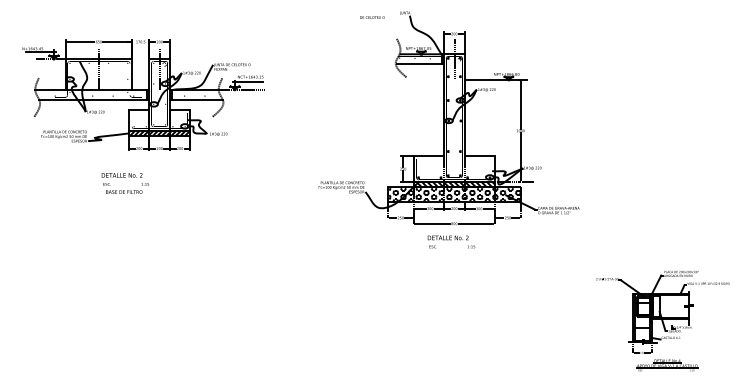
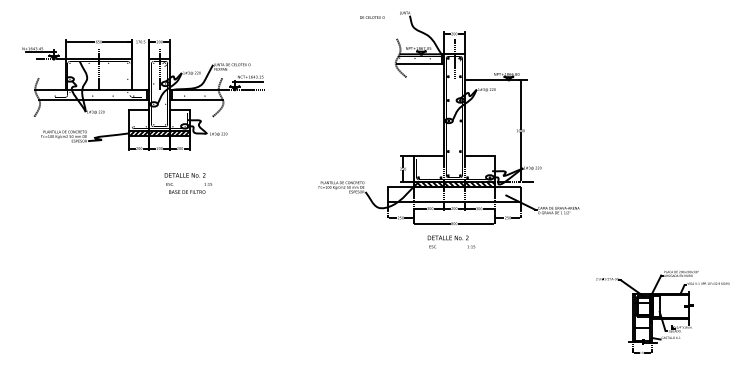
text position: (124, 183) -> (187, 183) (187, 183)
hatch: present -> none (454, 194)
part: present -> none (667, 365)
